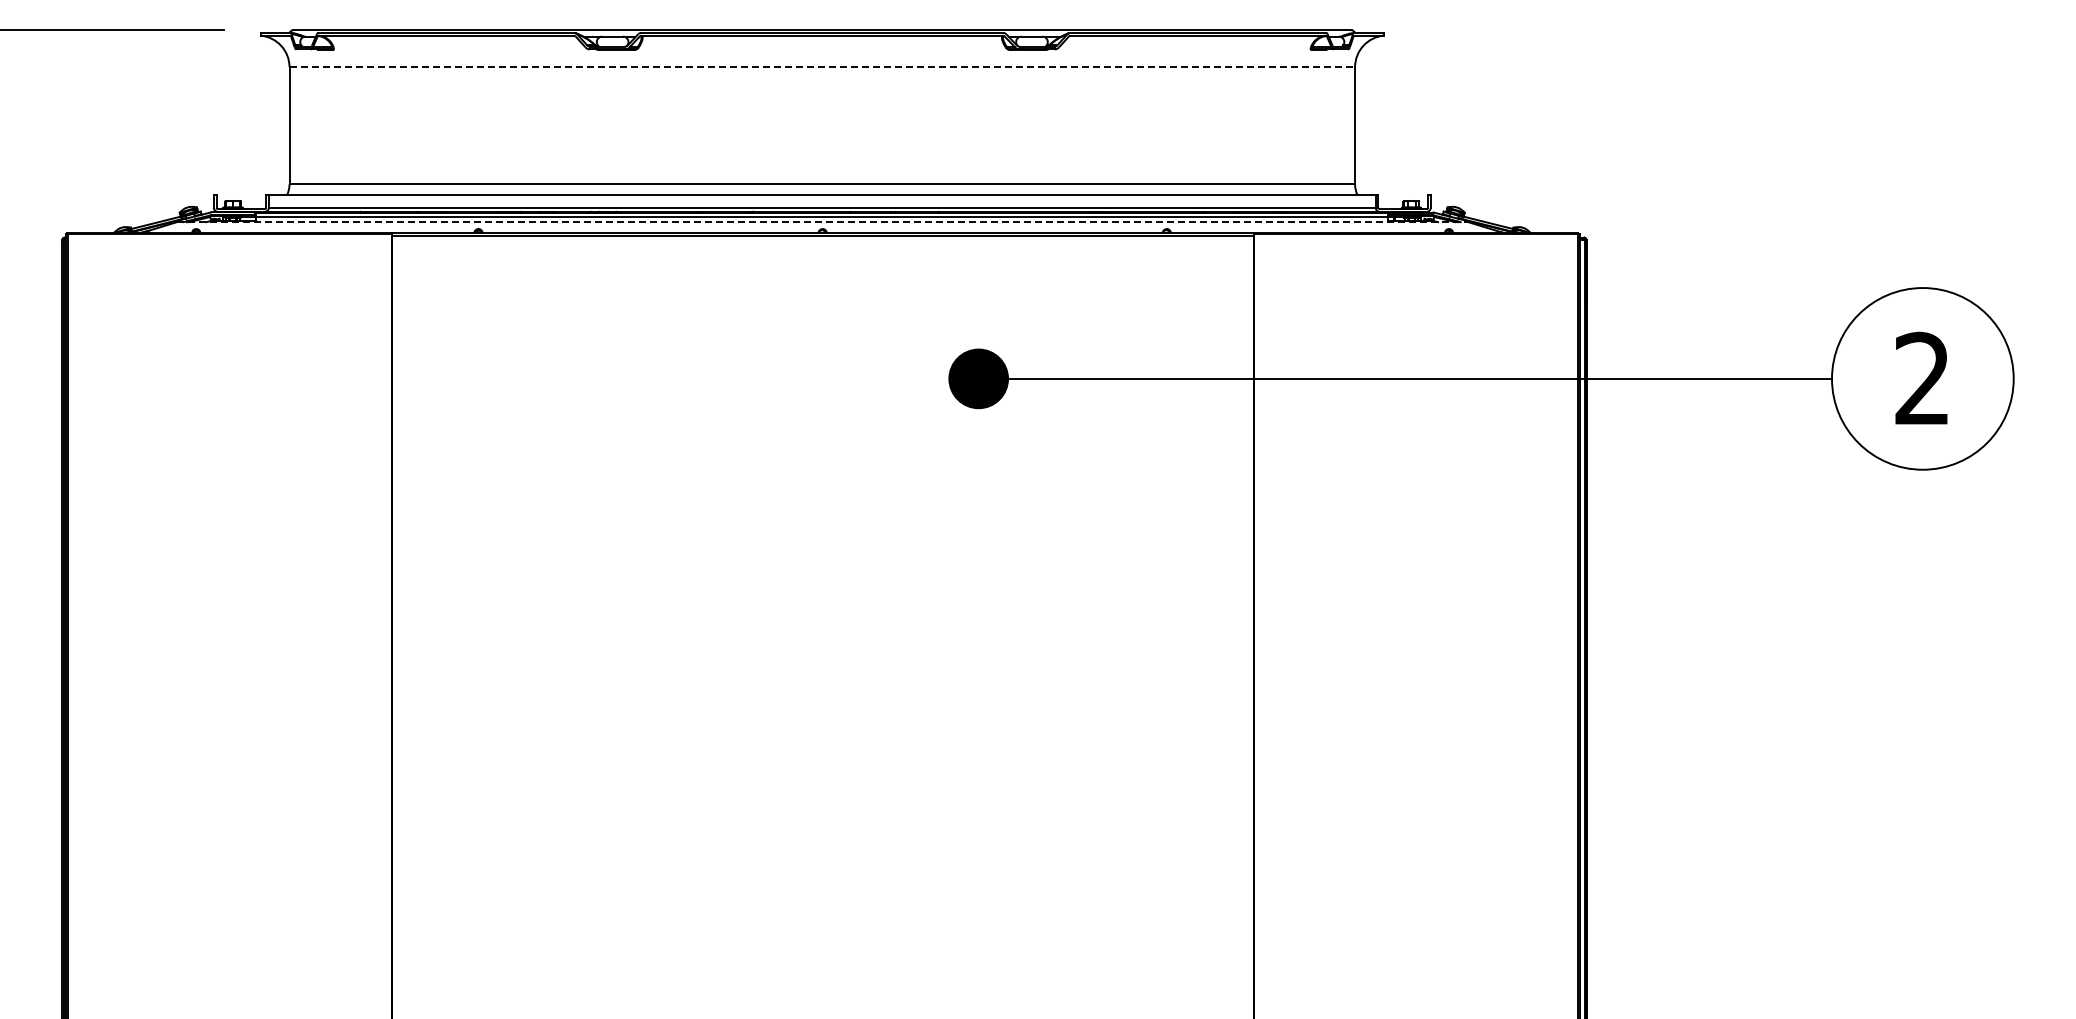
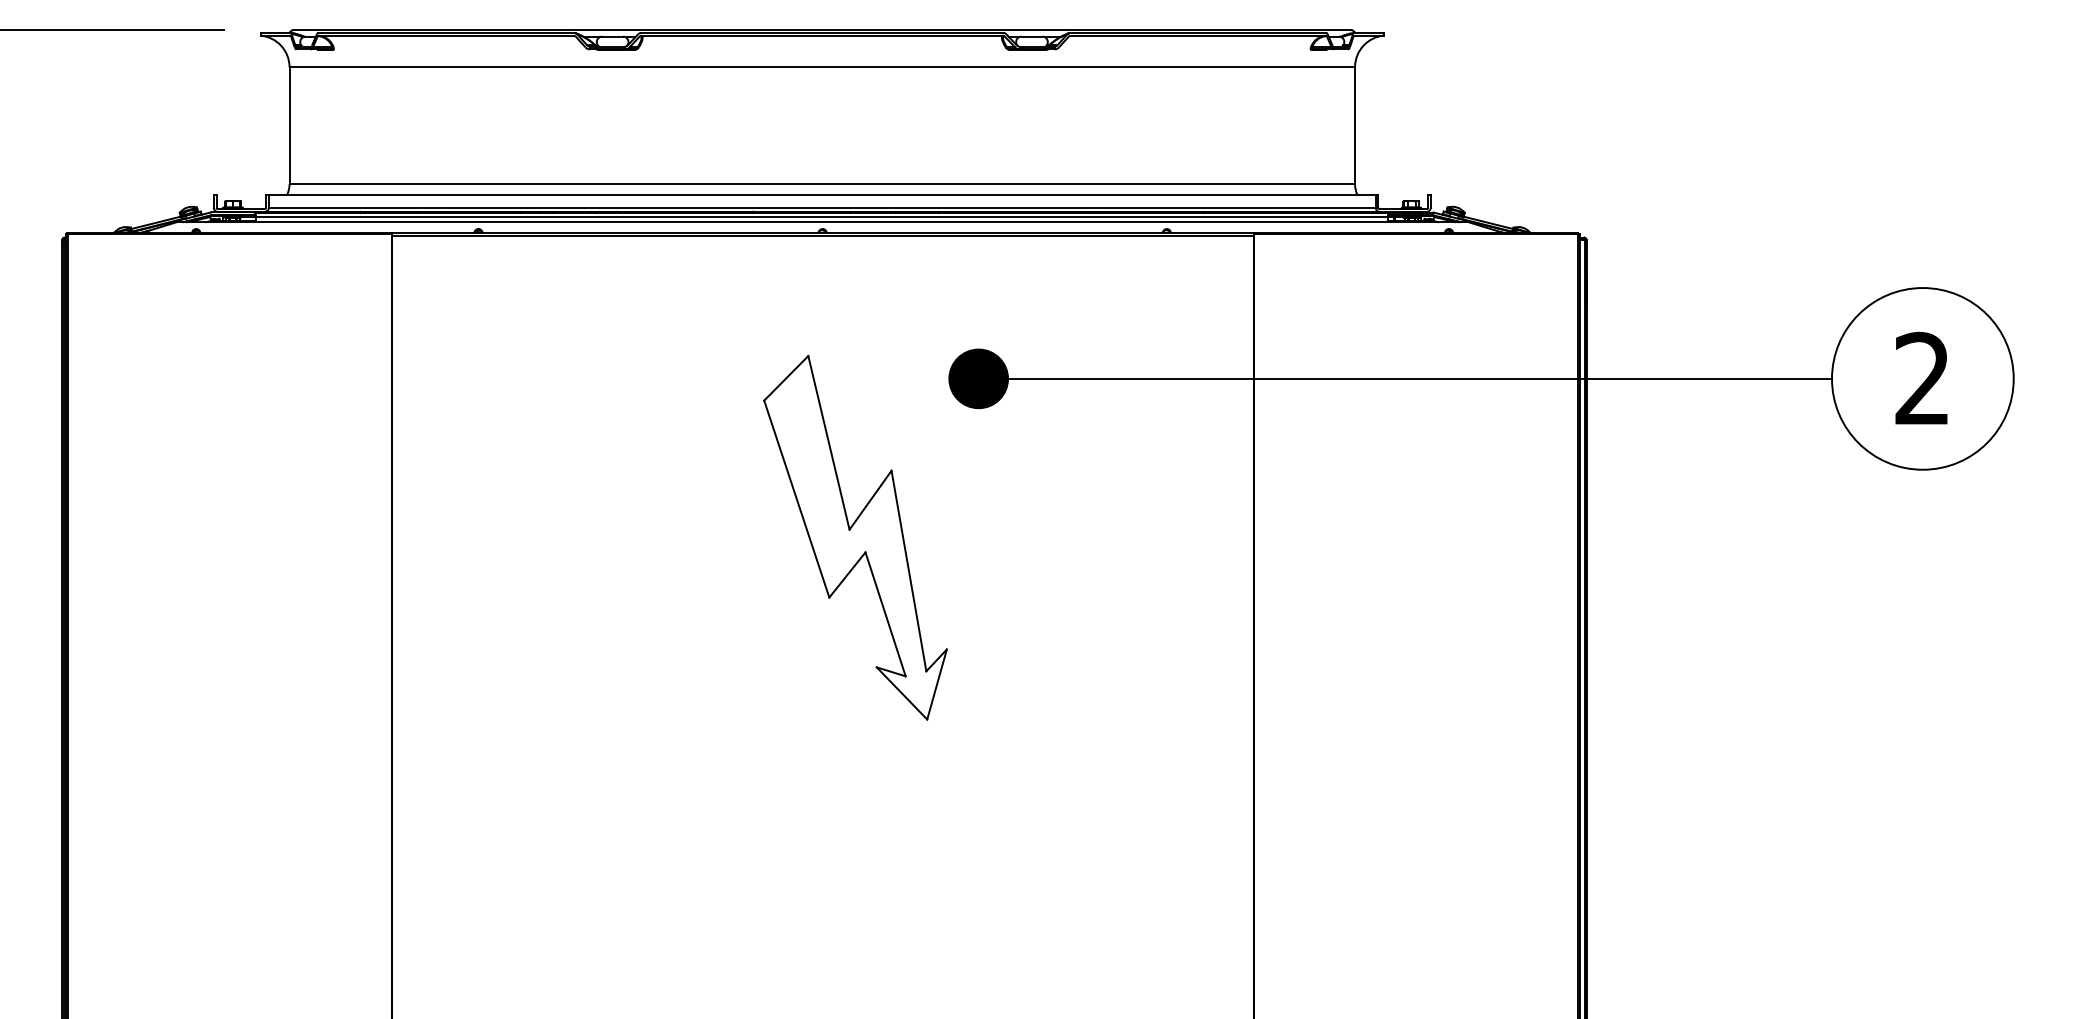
line: dashed -> solid (822, 67)
line: dashed -> solid (822, 222)
part: none -> present (855, 537)
